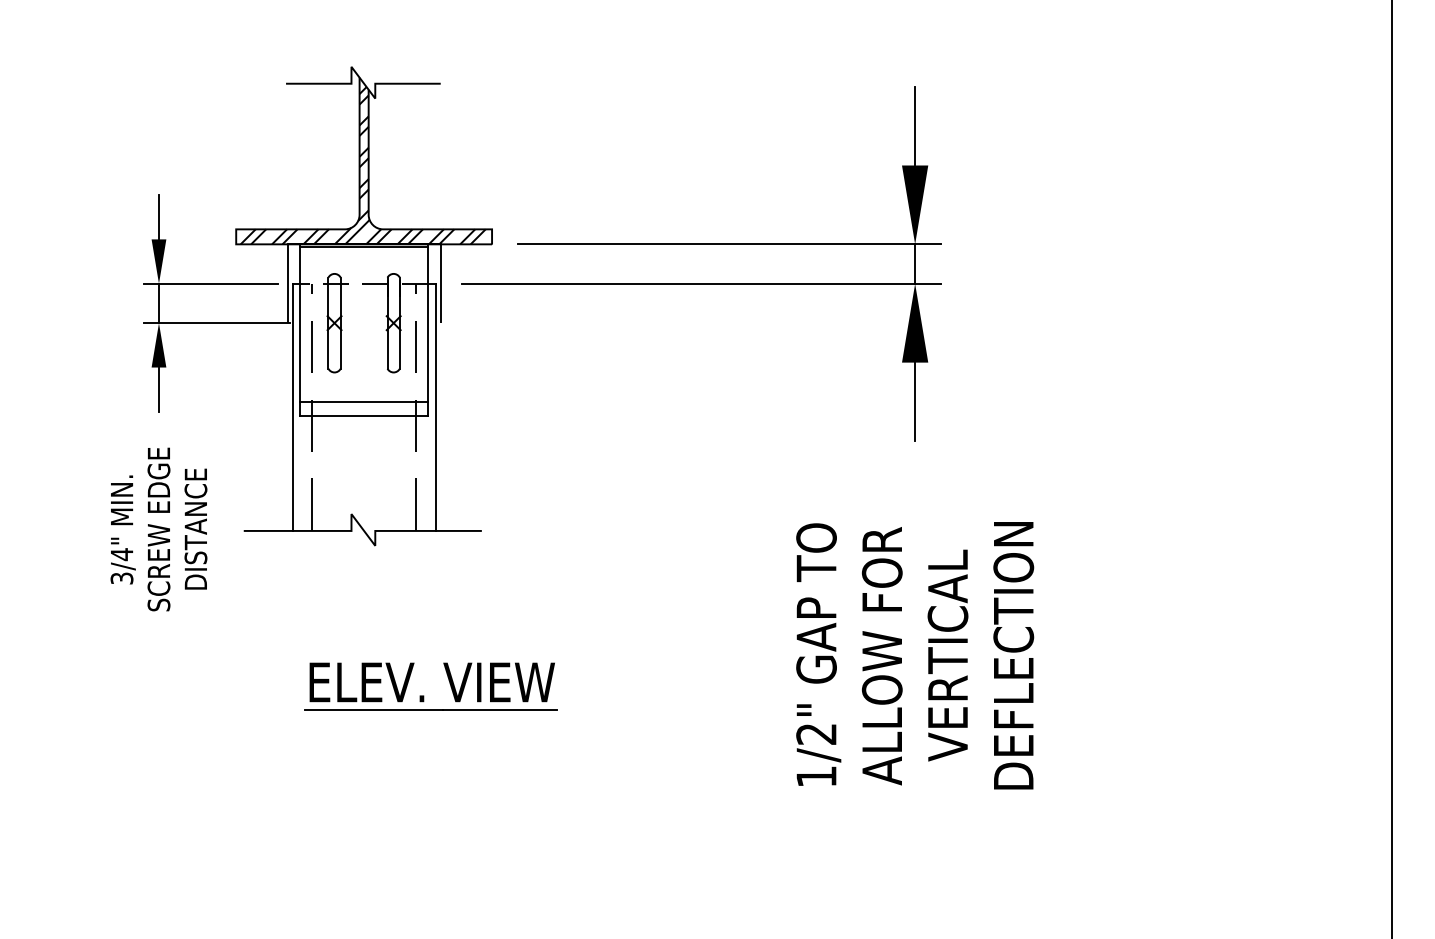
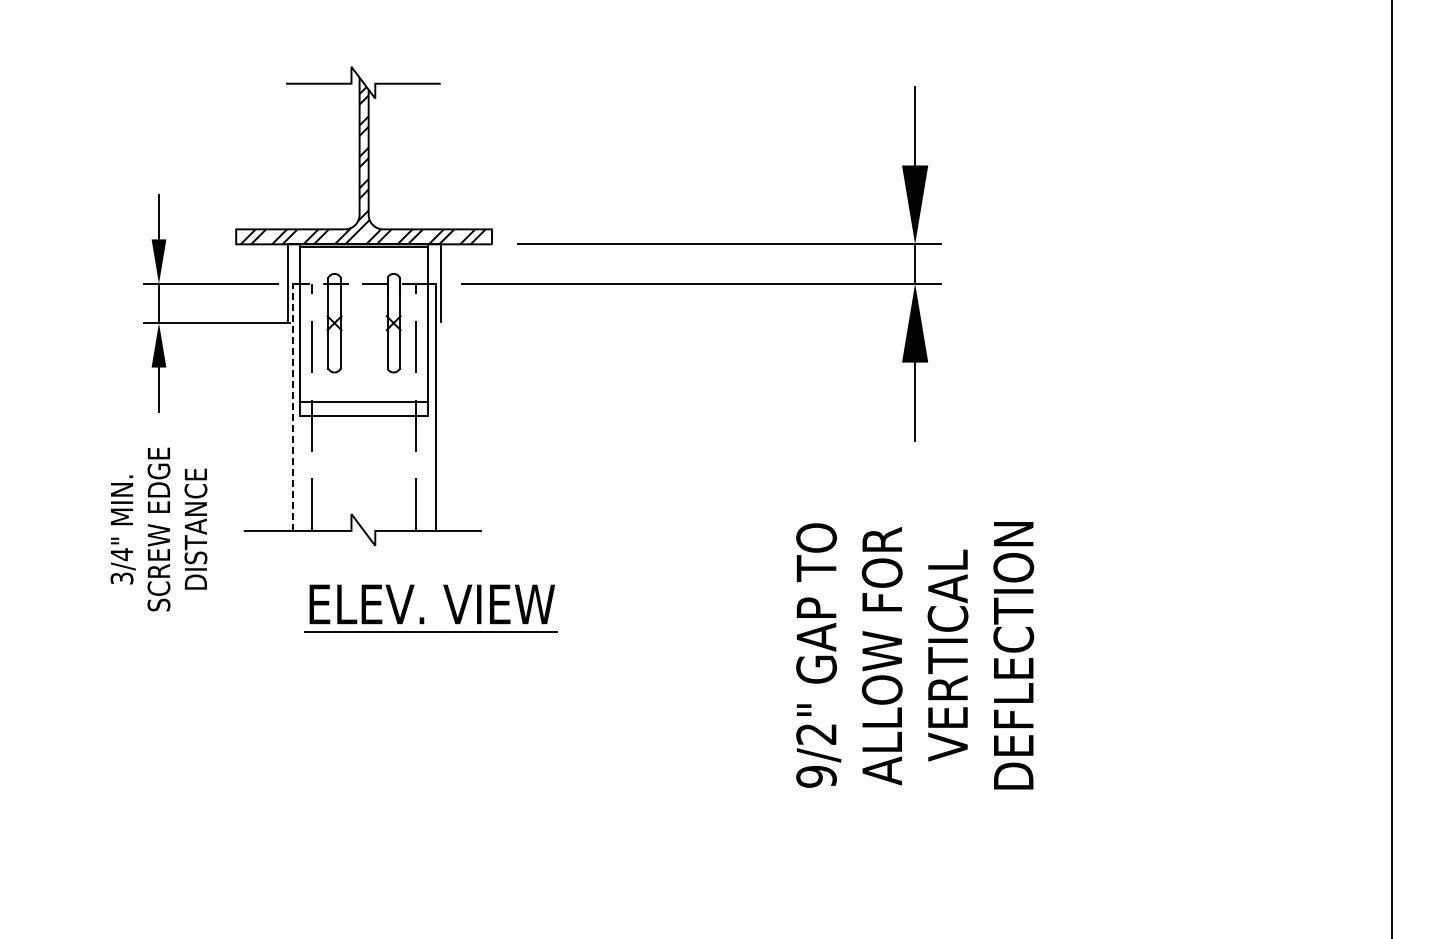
line: solid -> dashed (292, 407)
part position: (423, 695) -> (423, 617) (423, 617)
text: 1/2" -> 9/2" (816, 776)
